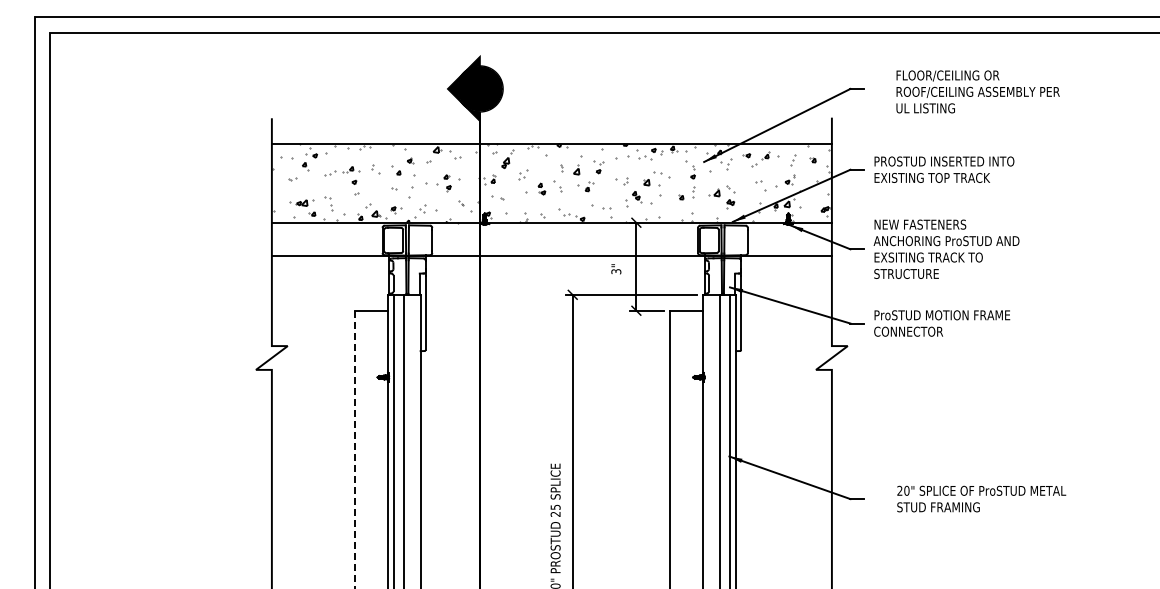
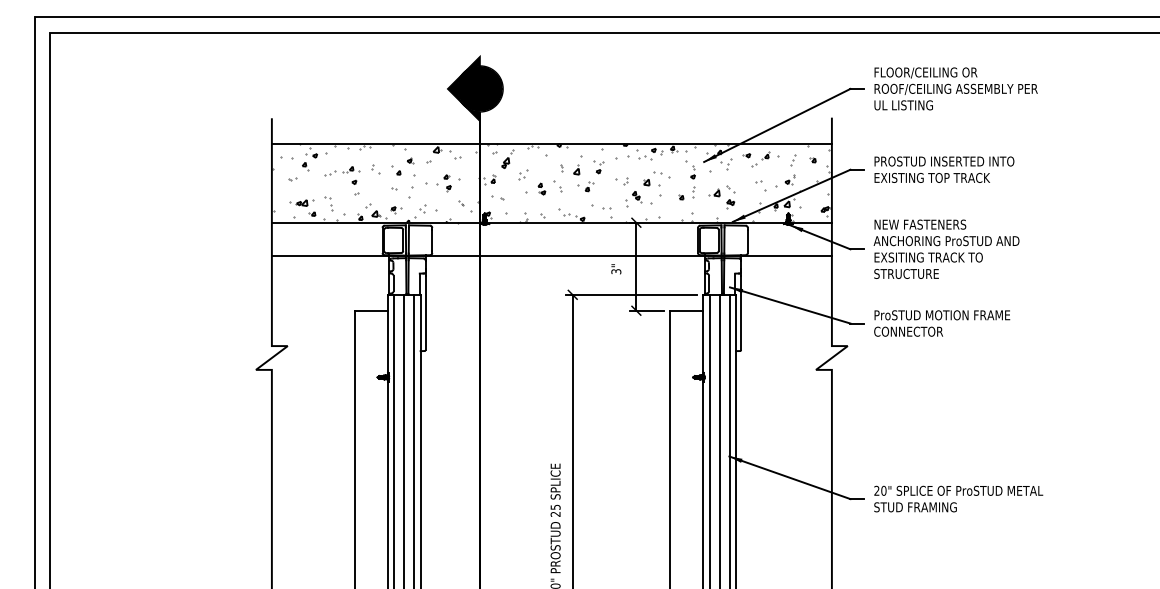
text position: (977, 91) -> (955, 88) (955, 88)
line: none -> present (414, 439)
line: none -> present (709, 439)
line: dashed -> solid (354, 449)
text position: (981, 498) -> (958, 498) (958, 498)
